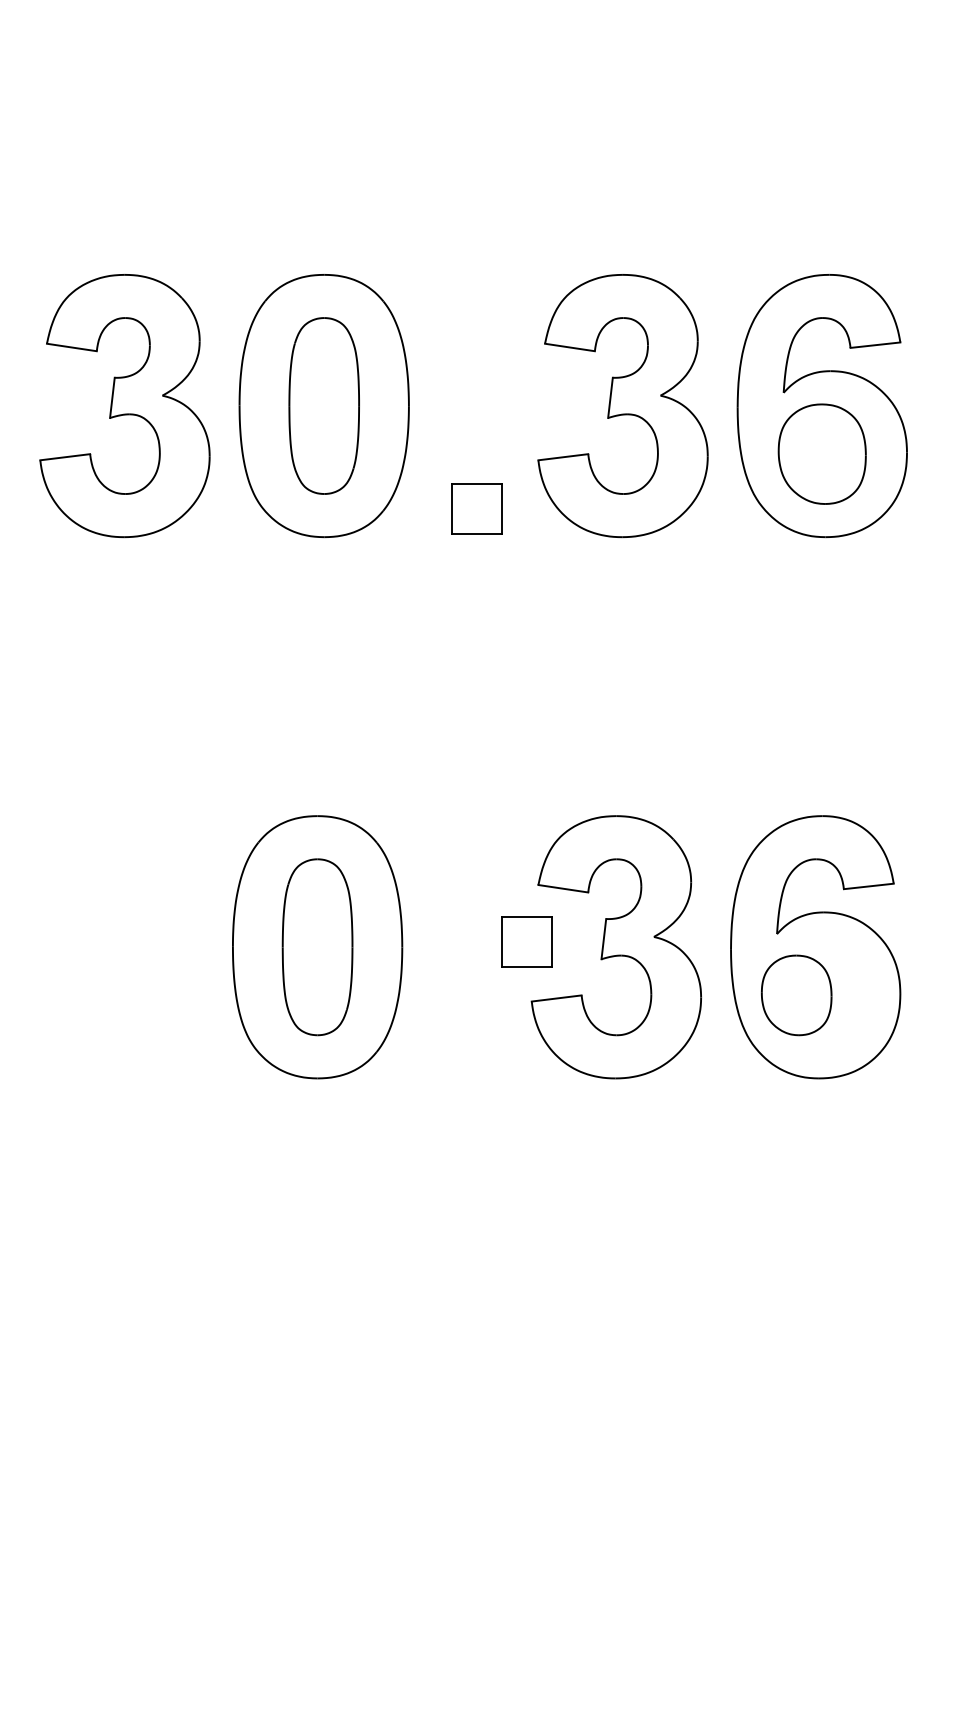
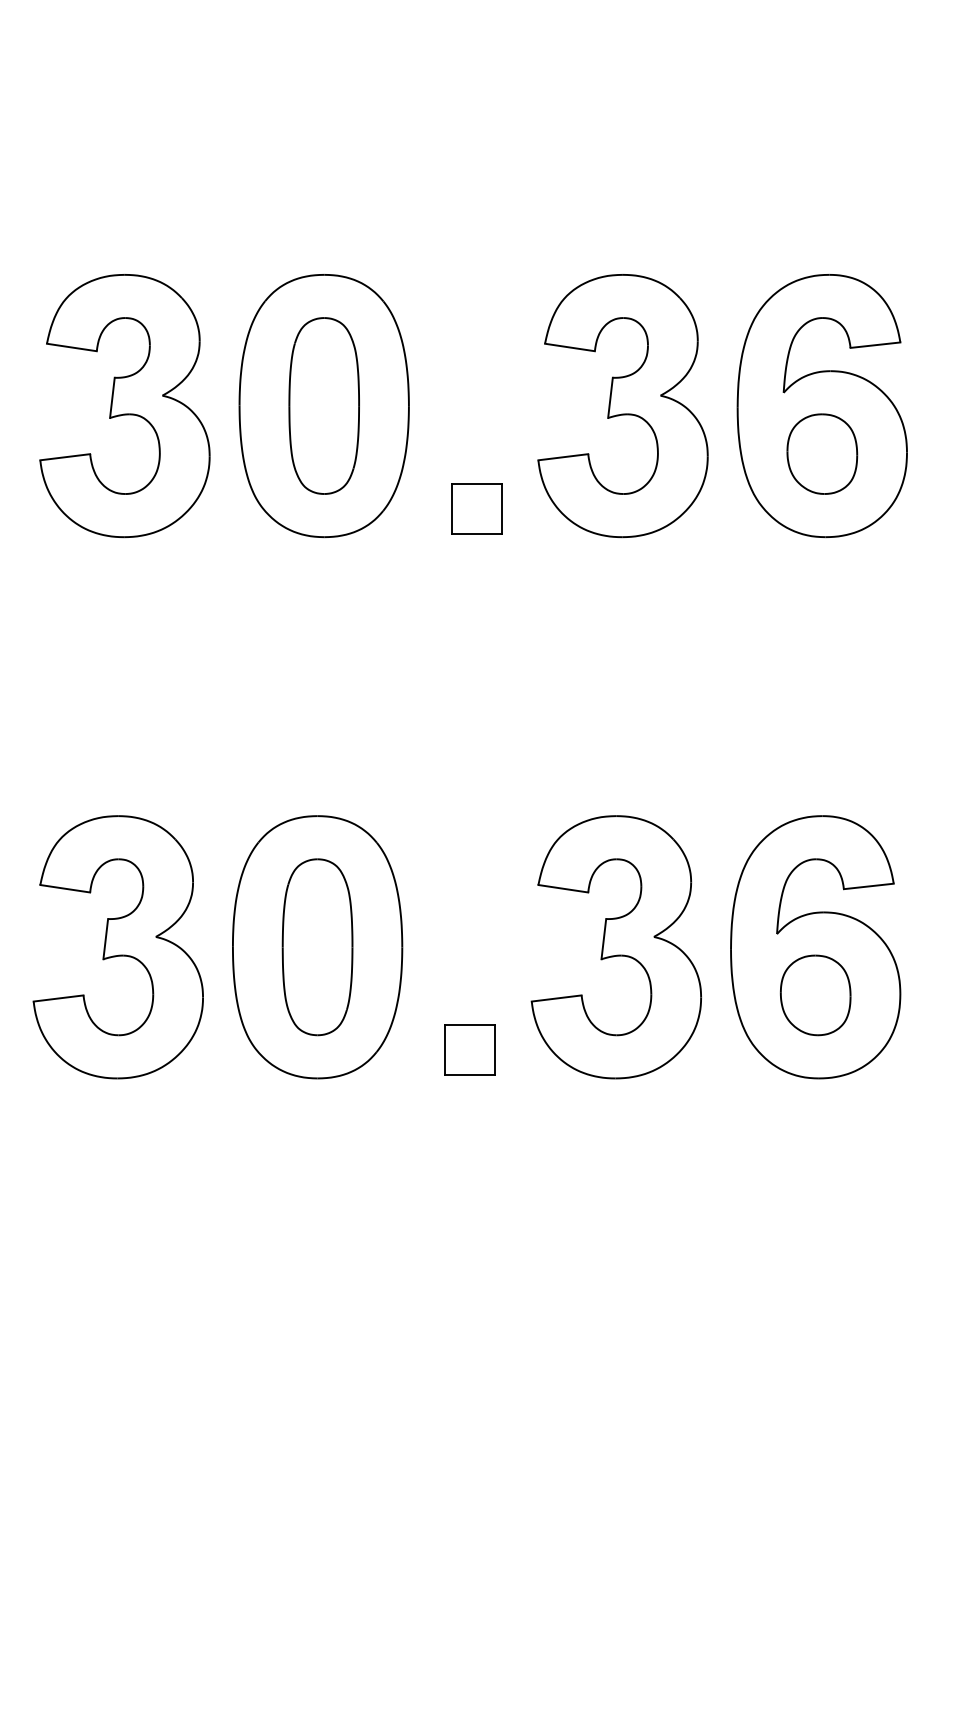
part size: 90x102 px -> 73x82 px (822, 453)
part position: (526, 941) -> (469, 1049) (469, 1049)
part: none -> present (117, 947)
part position: (796, 995) -> (815, 995) (815, 995)
